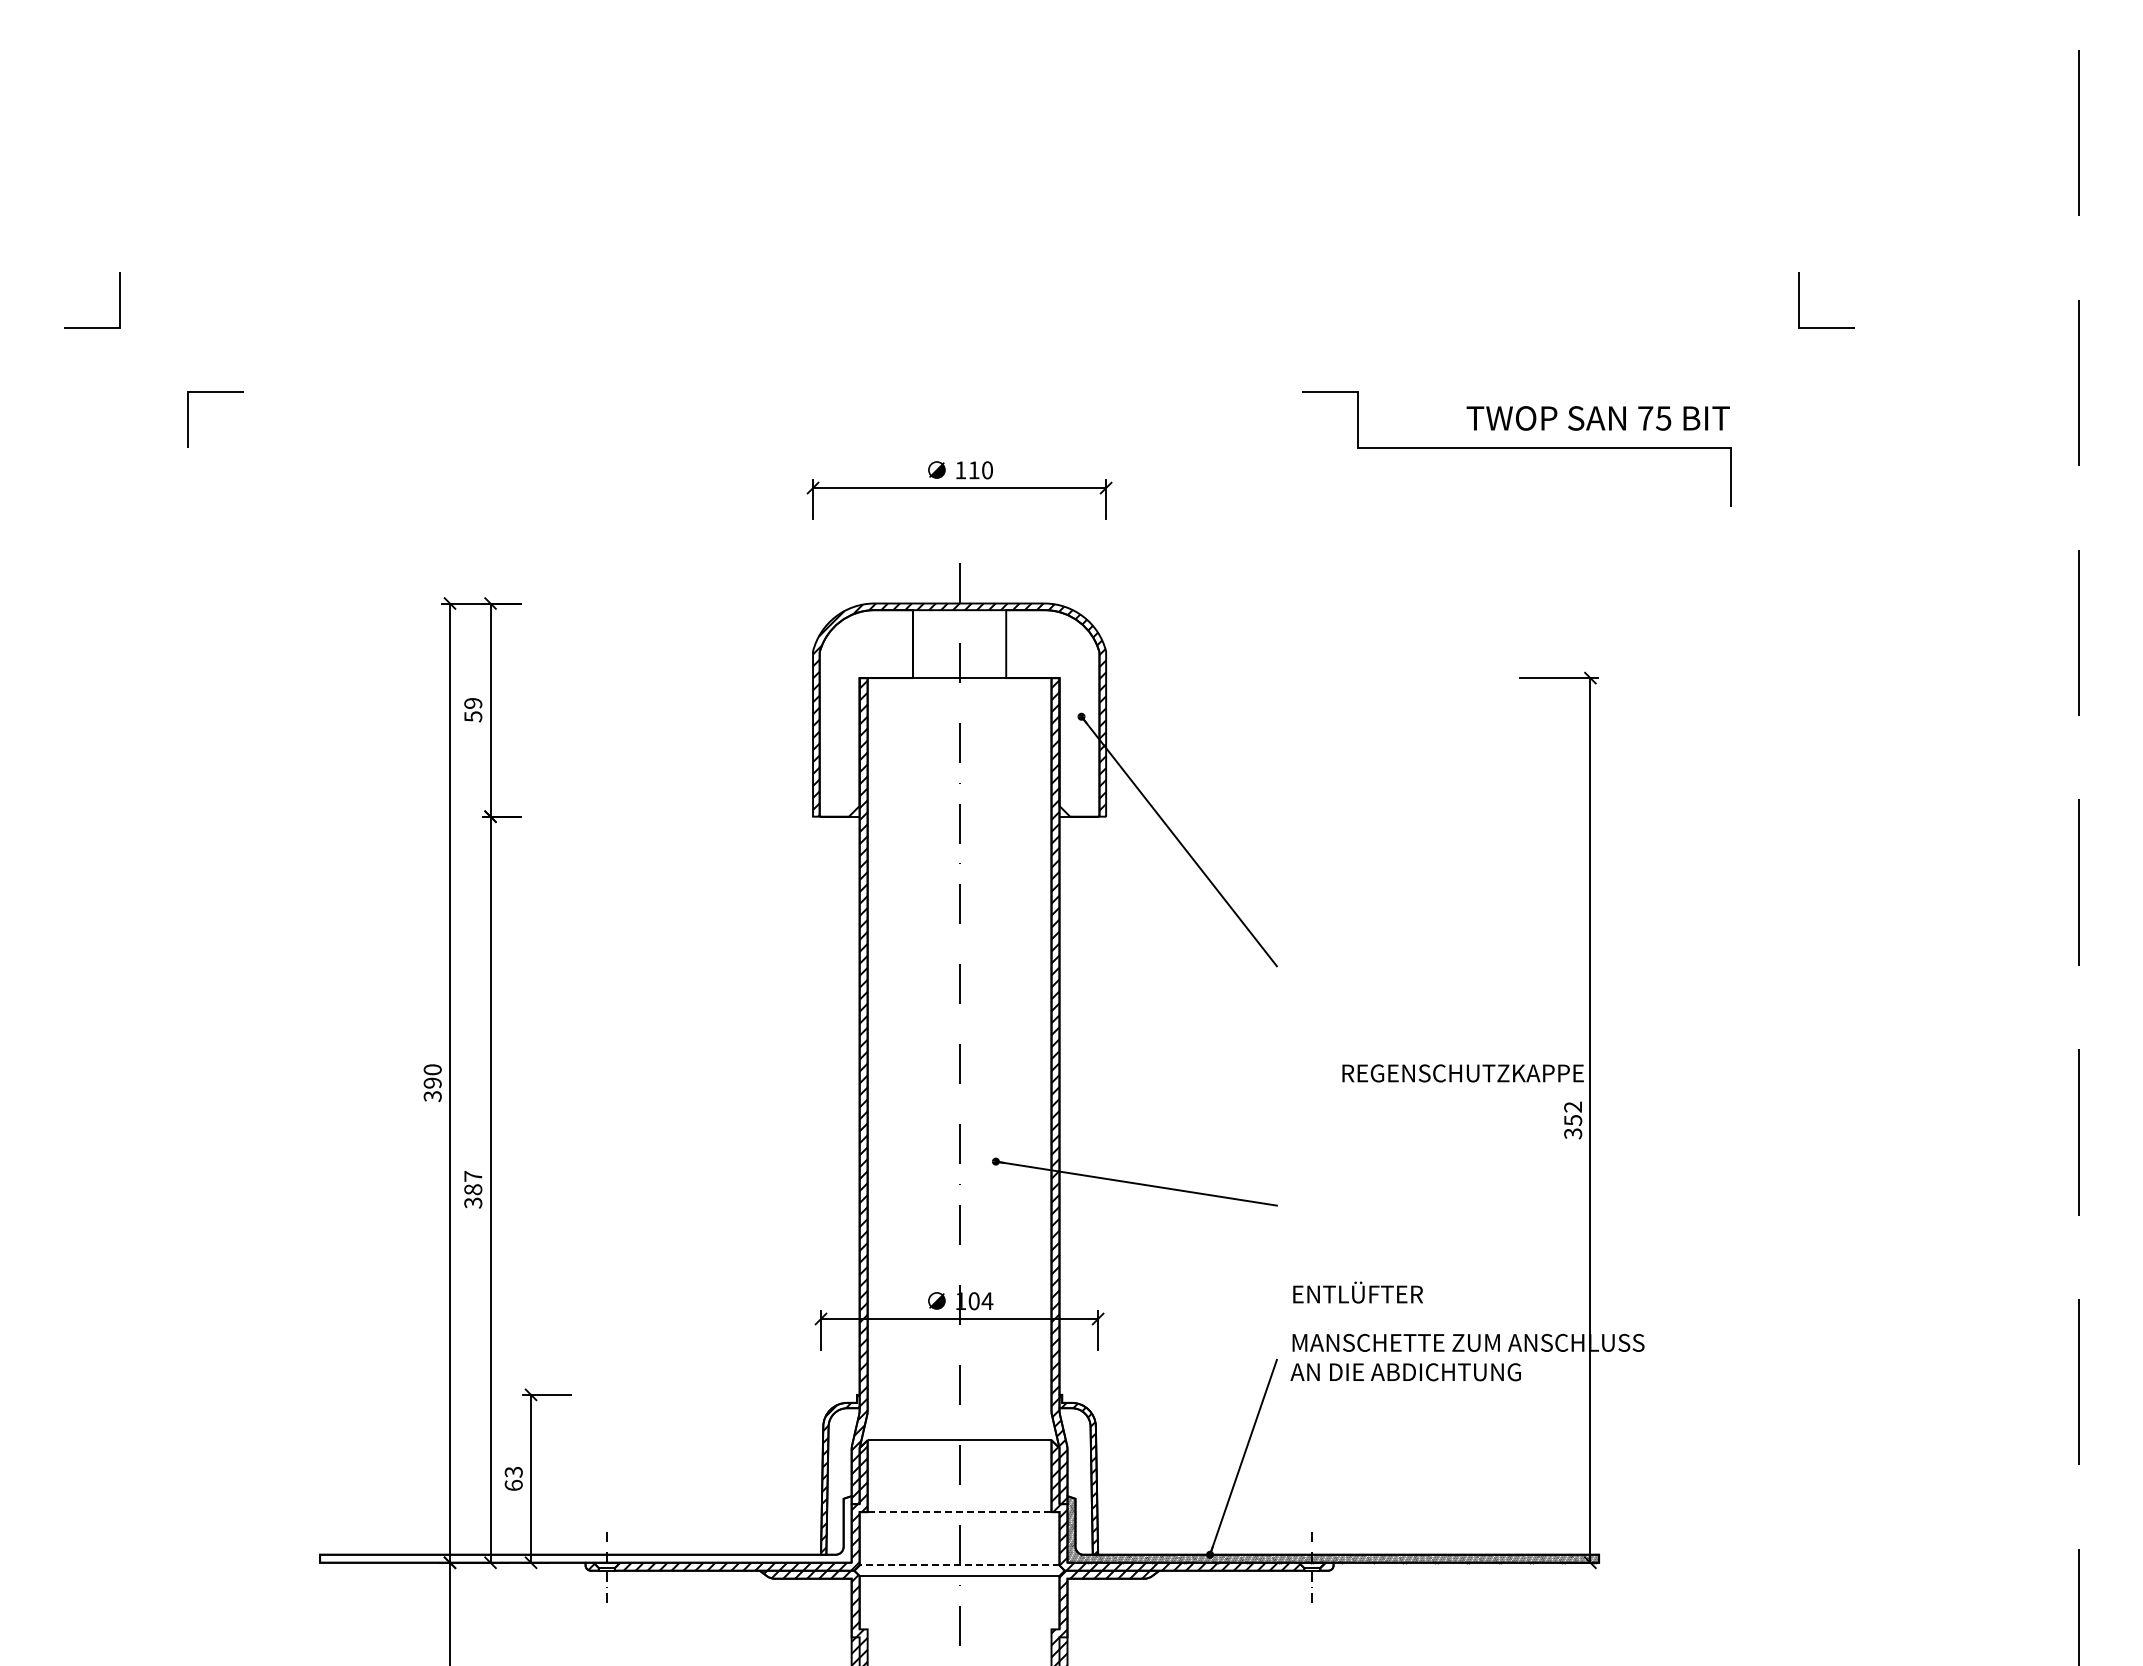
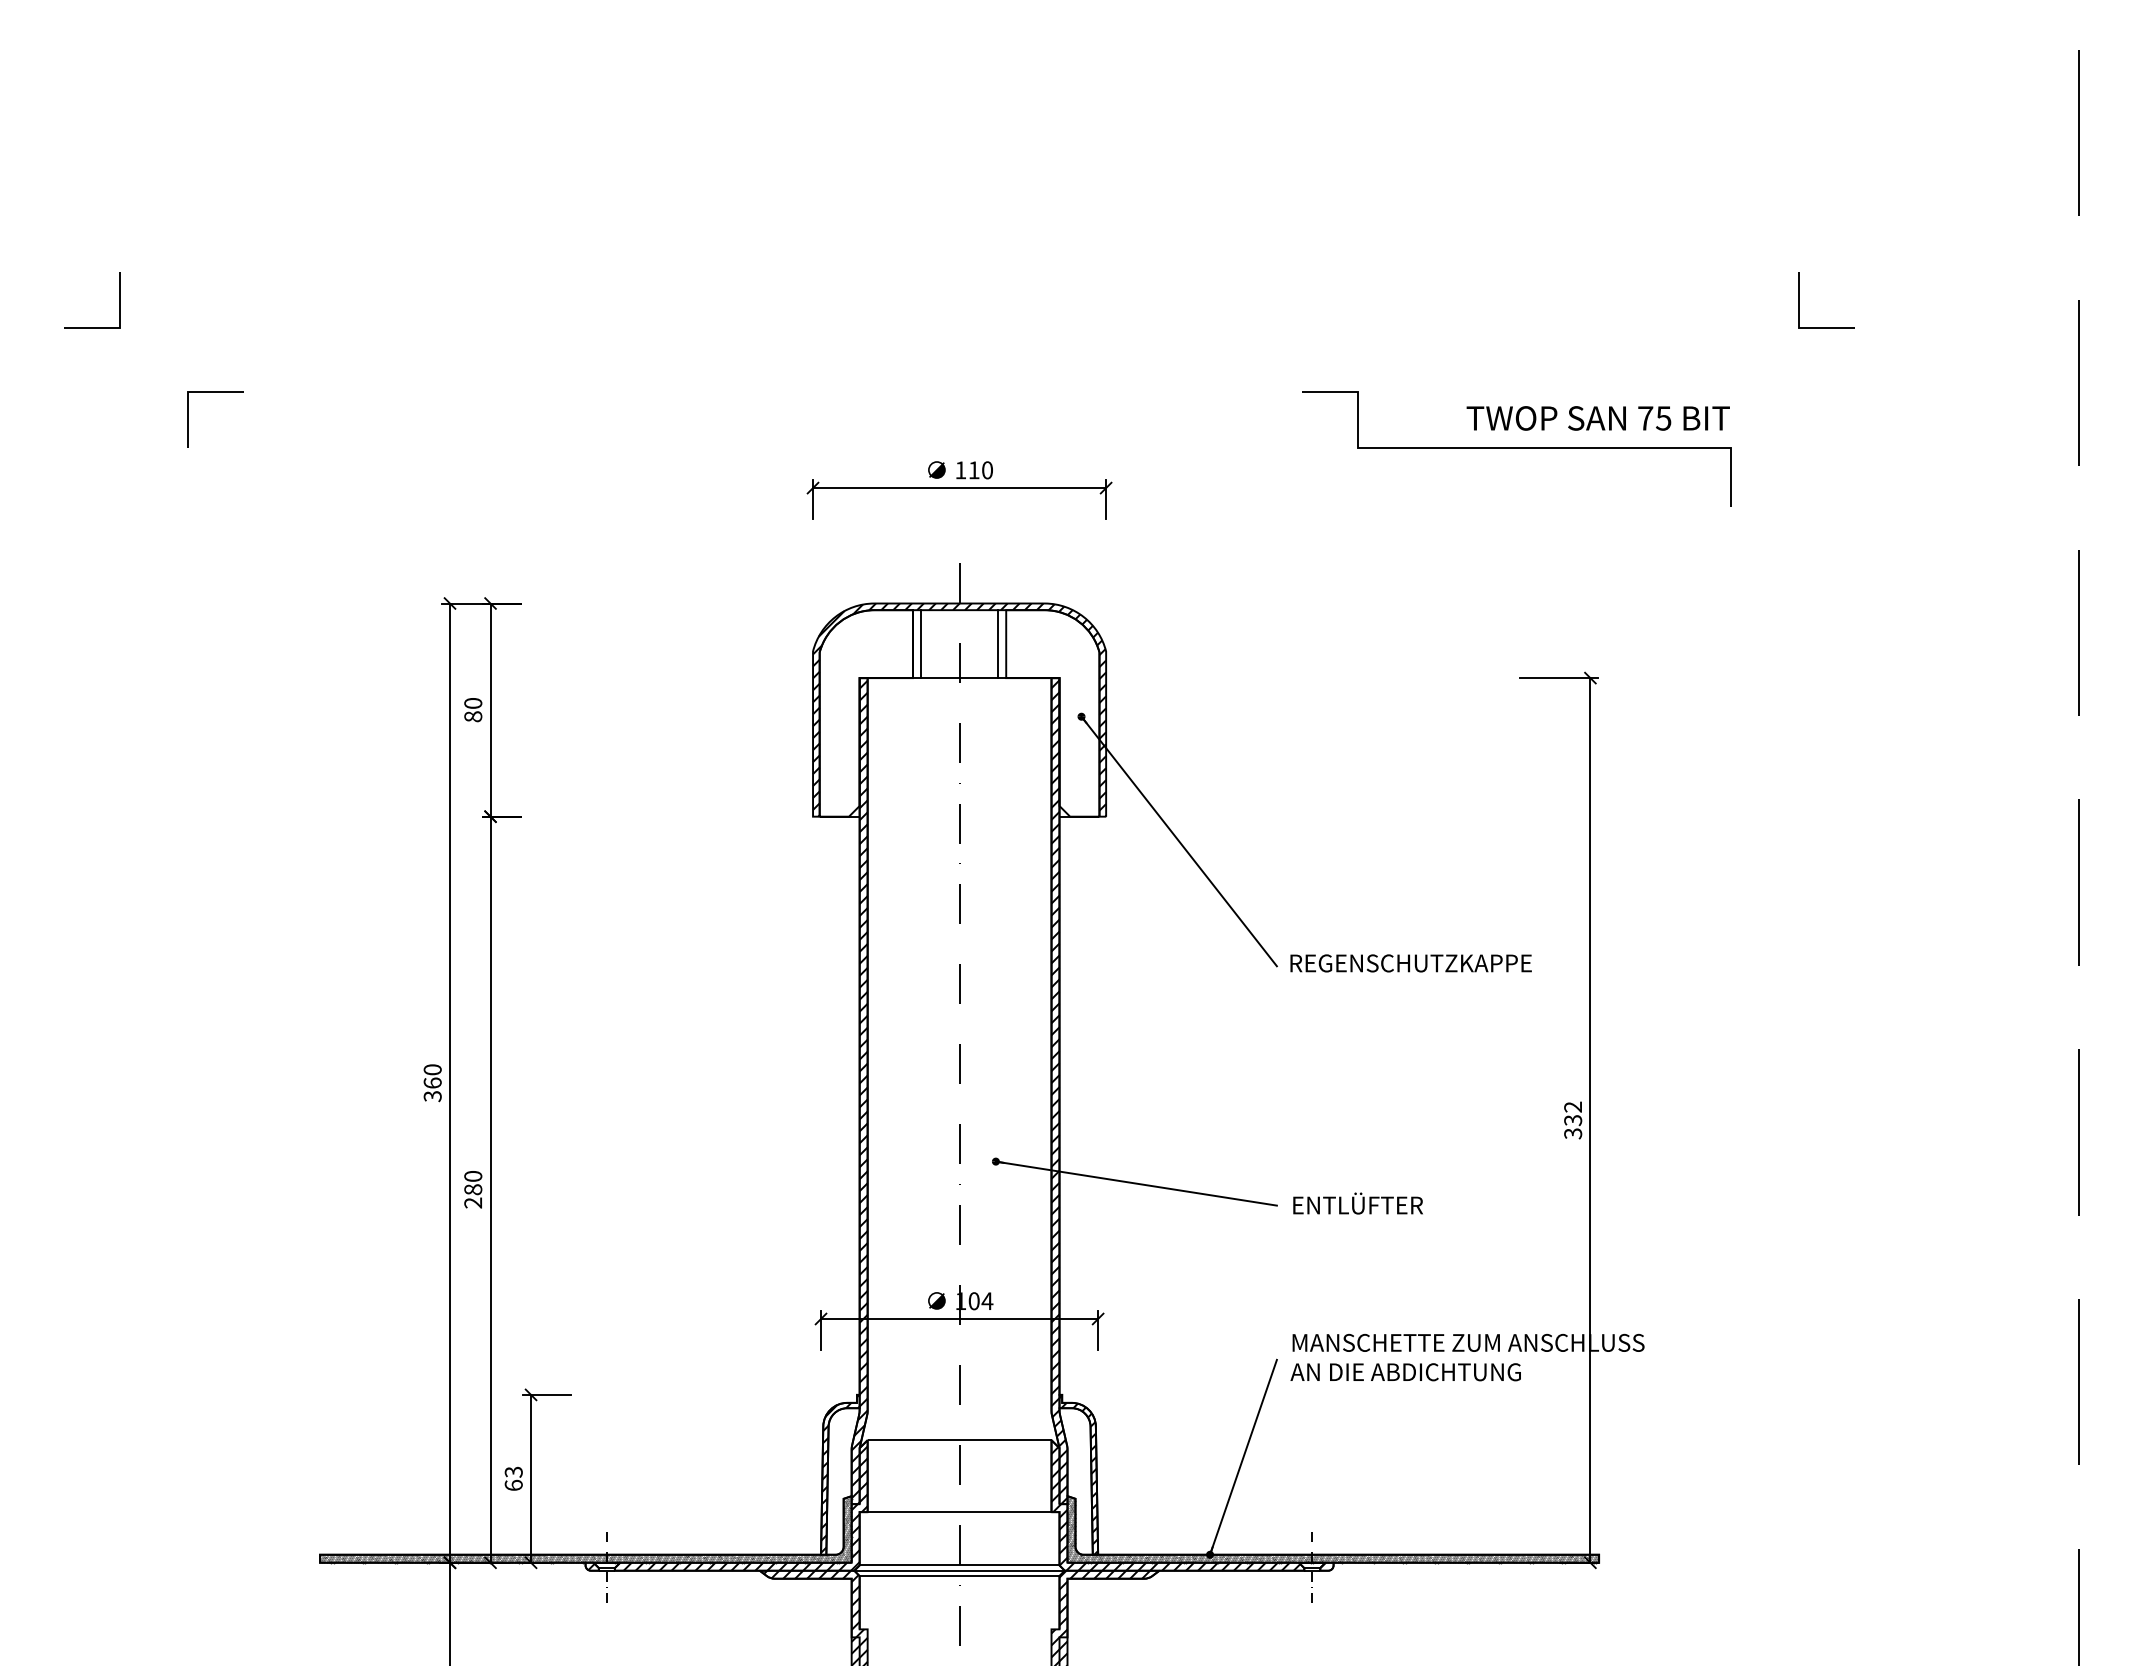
line: none -> present (920, 644)
line: none -> present (998, 644)
text: 59 -> 80 (473, 710)
text position: (1462, 1073) -> (1410, 963) (1410, 963)
text: 390 -> 360 (432, 1082)
text: 352 -> 332 (1572, 1120)
text: 387 -> 280 (473, 1189)
text position: (1357, 1292) -> (1357, 1203) (1357, 1203)
line: dashed -> solid (959, 1512)
hatch: none -> present (585, 1529)
line: dashed -> solid (959, 1565)
line: none -> present (959, 1570)
